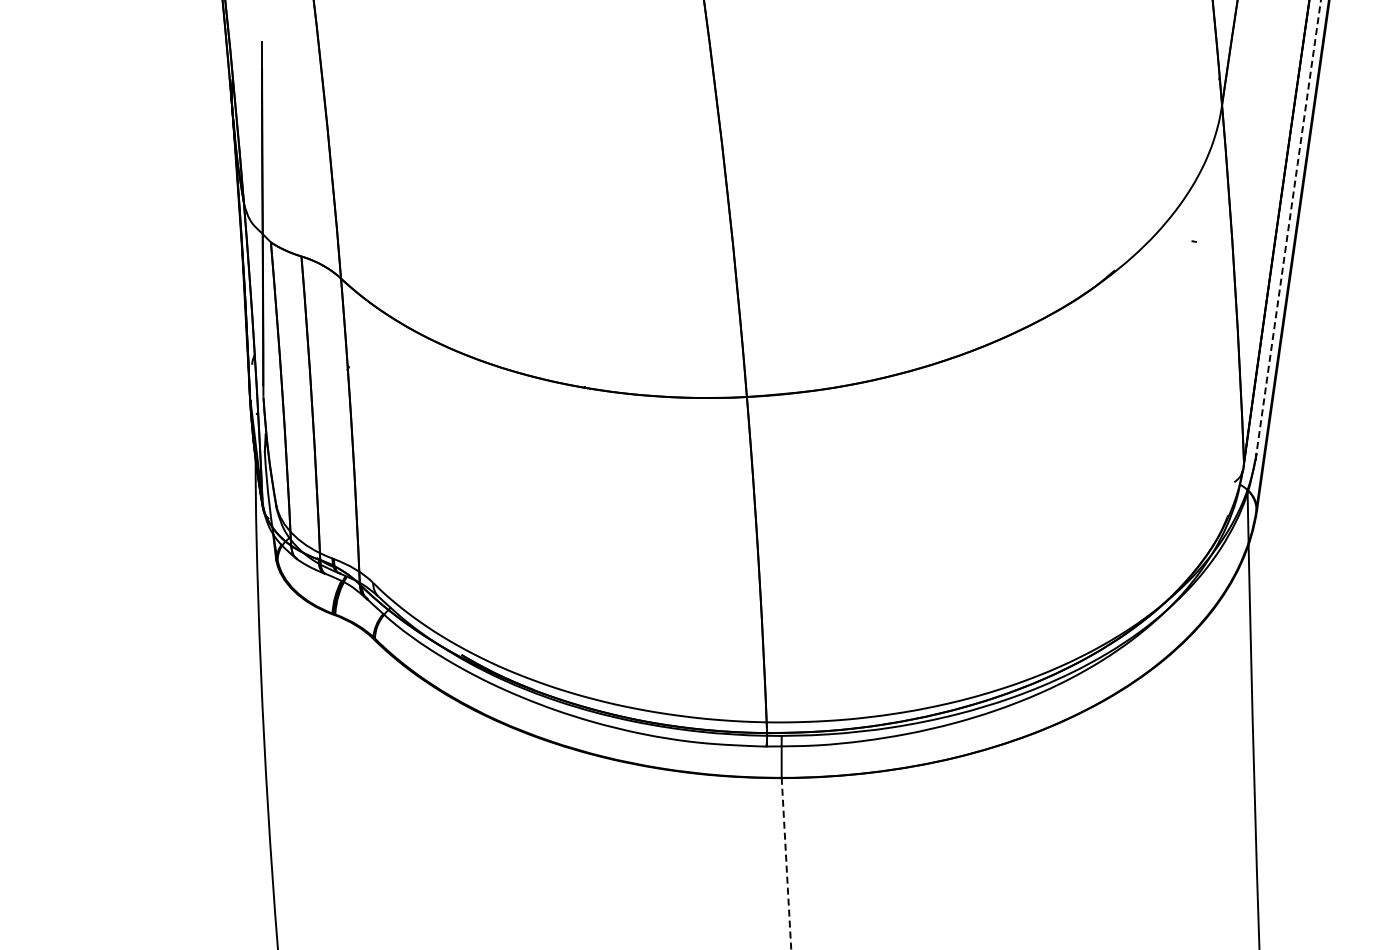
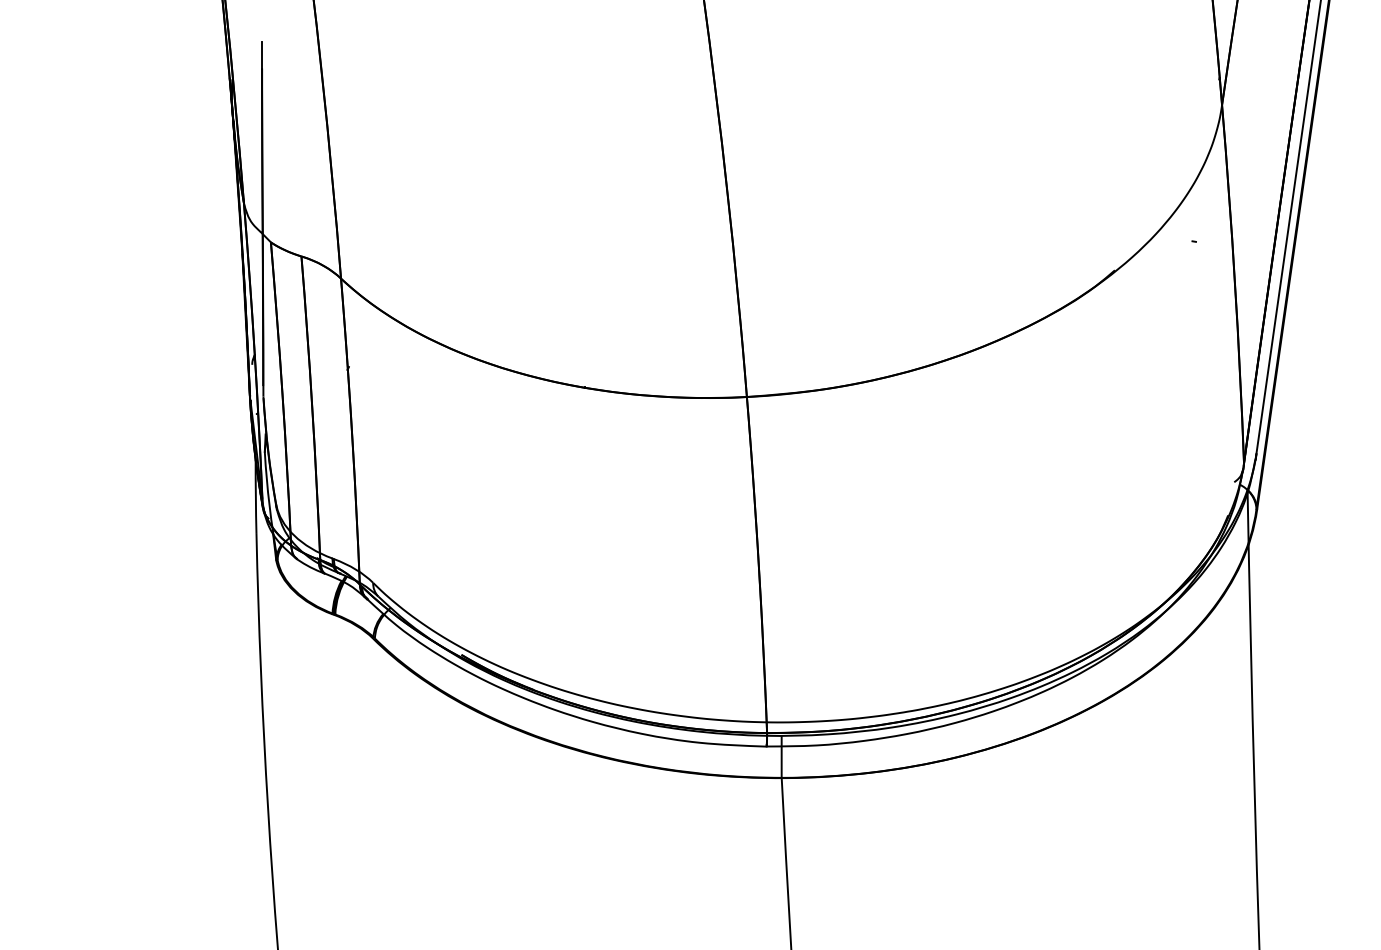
line: dashed -> solid (1288, 226)
arc: dashed -> solid (786, 864)
